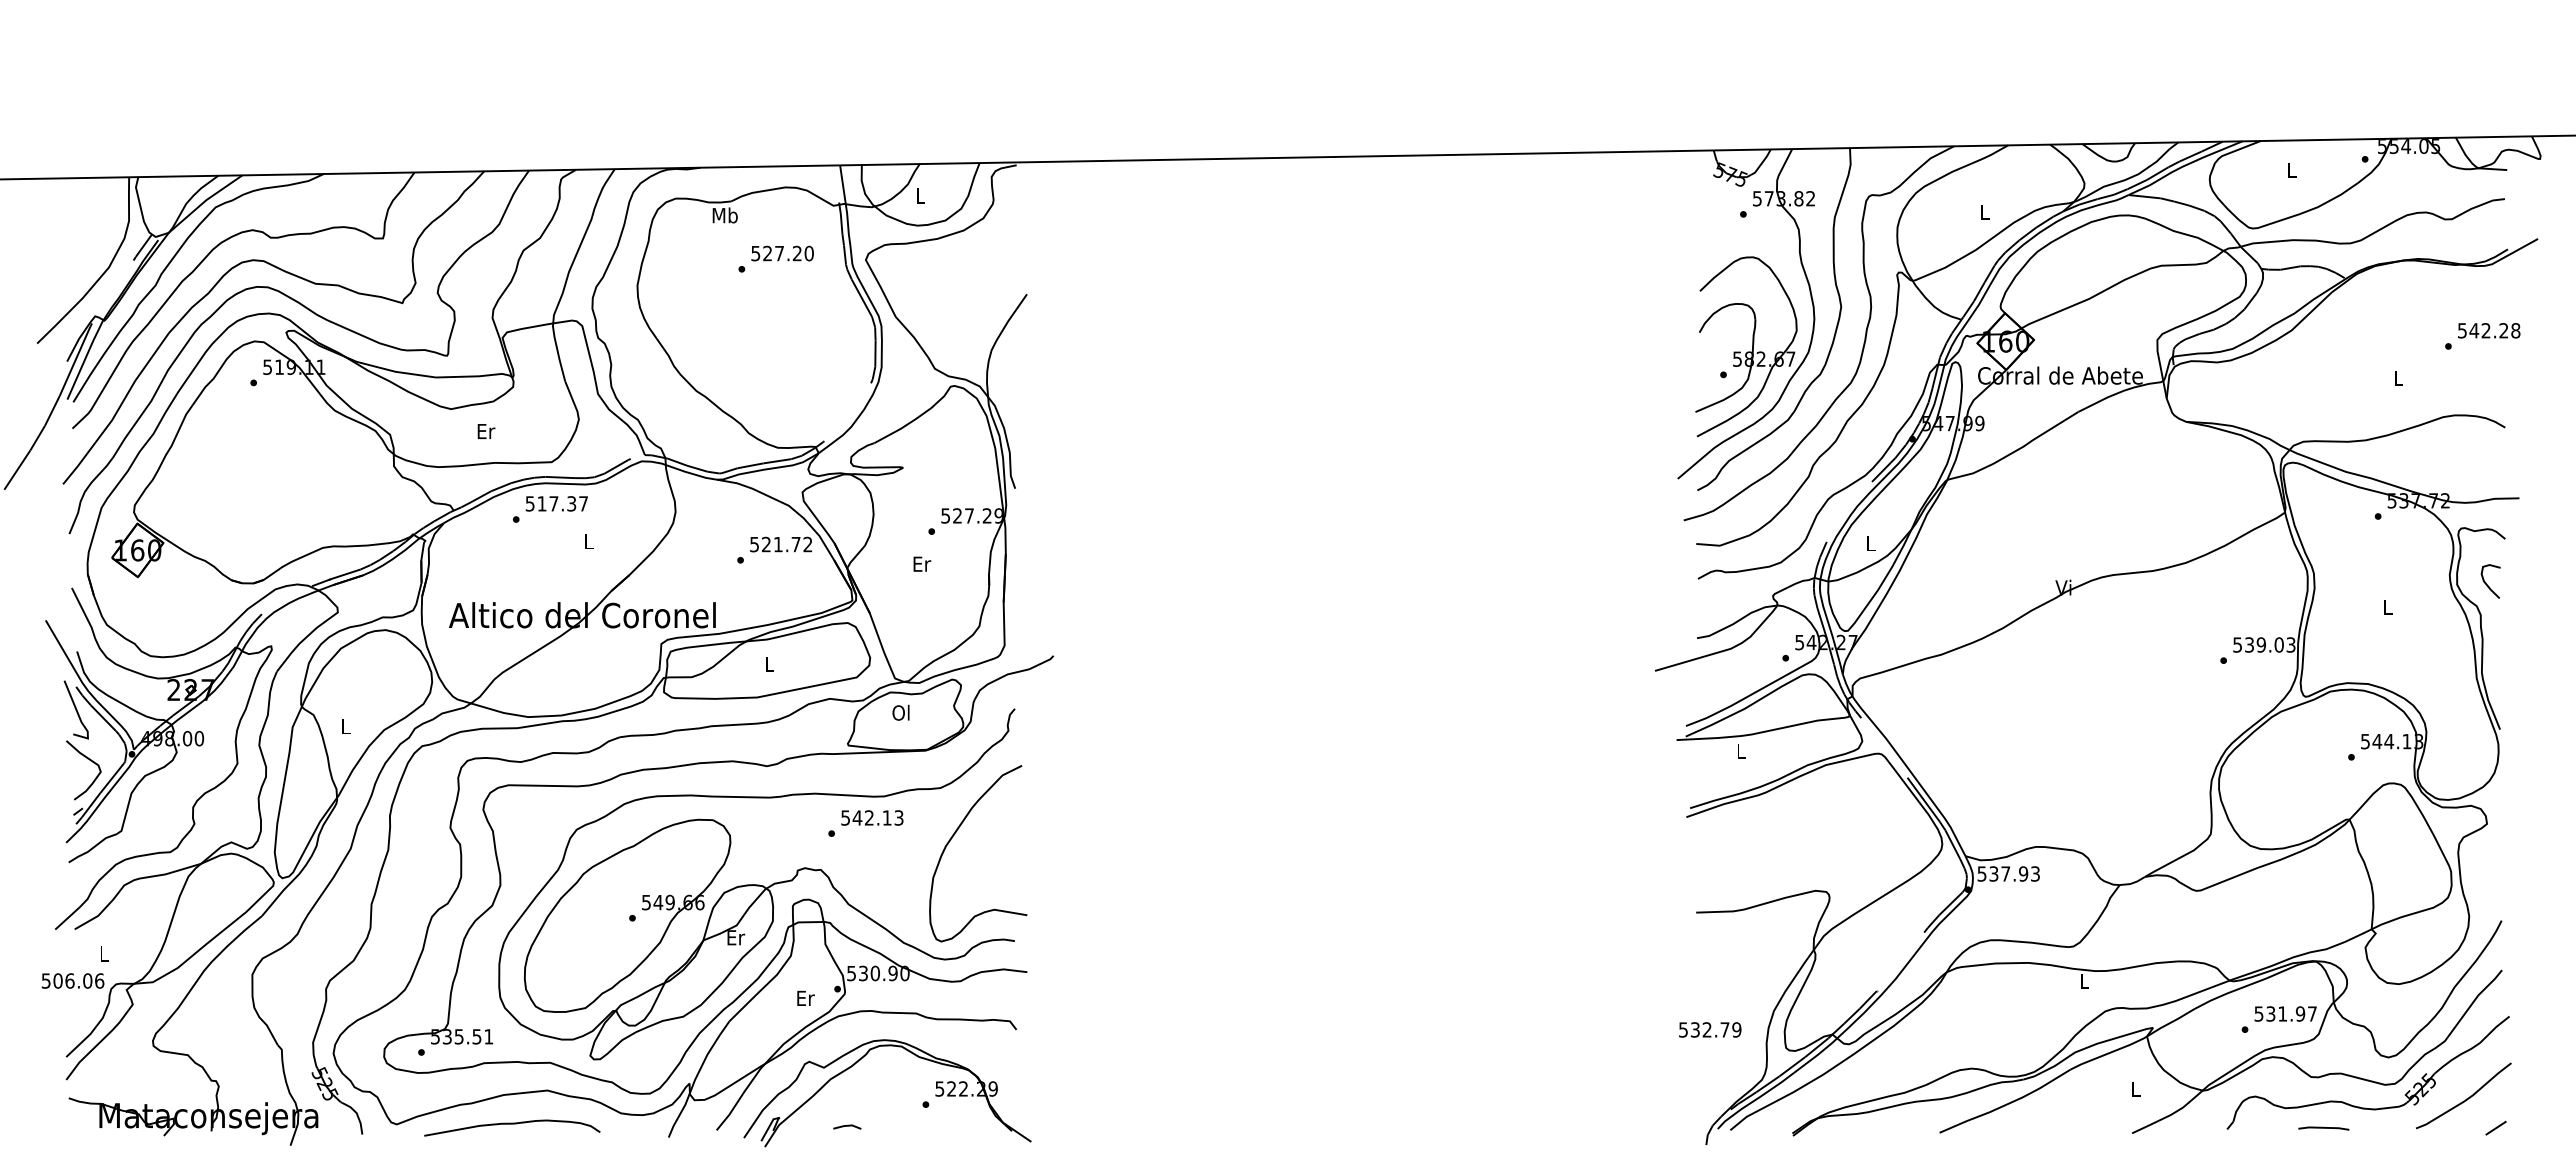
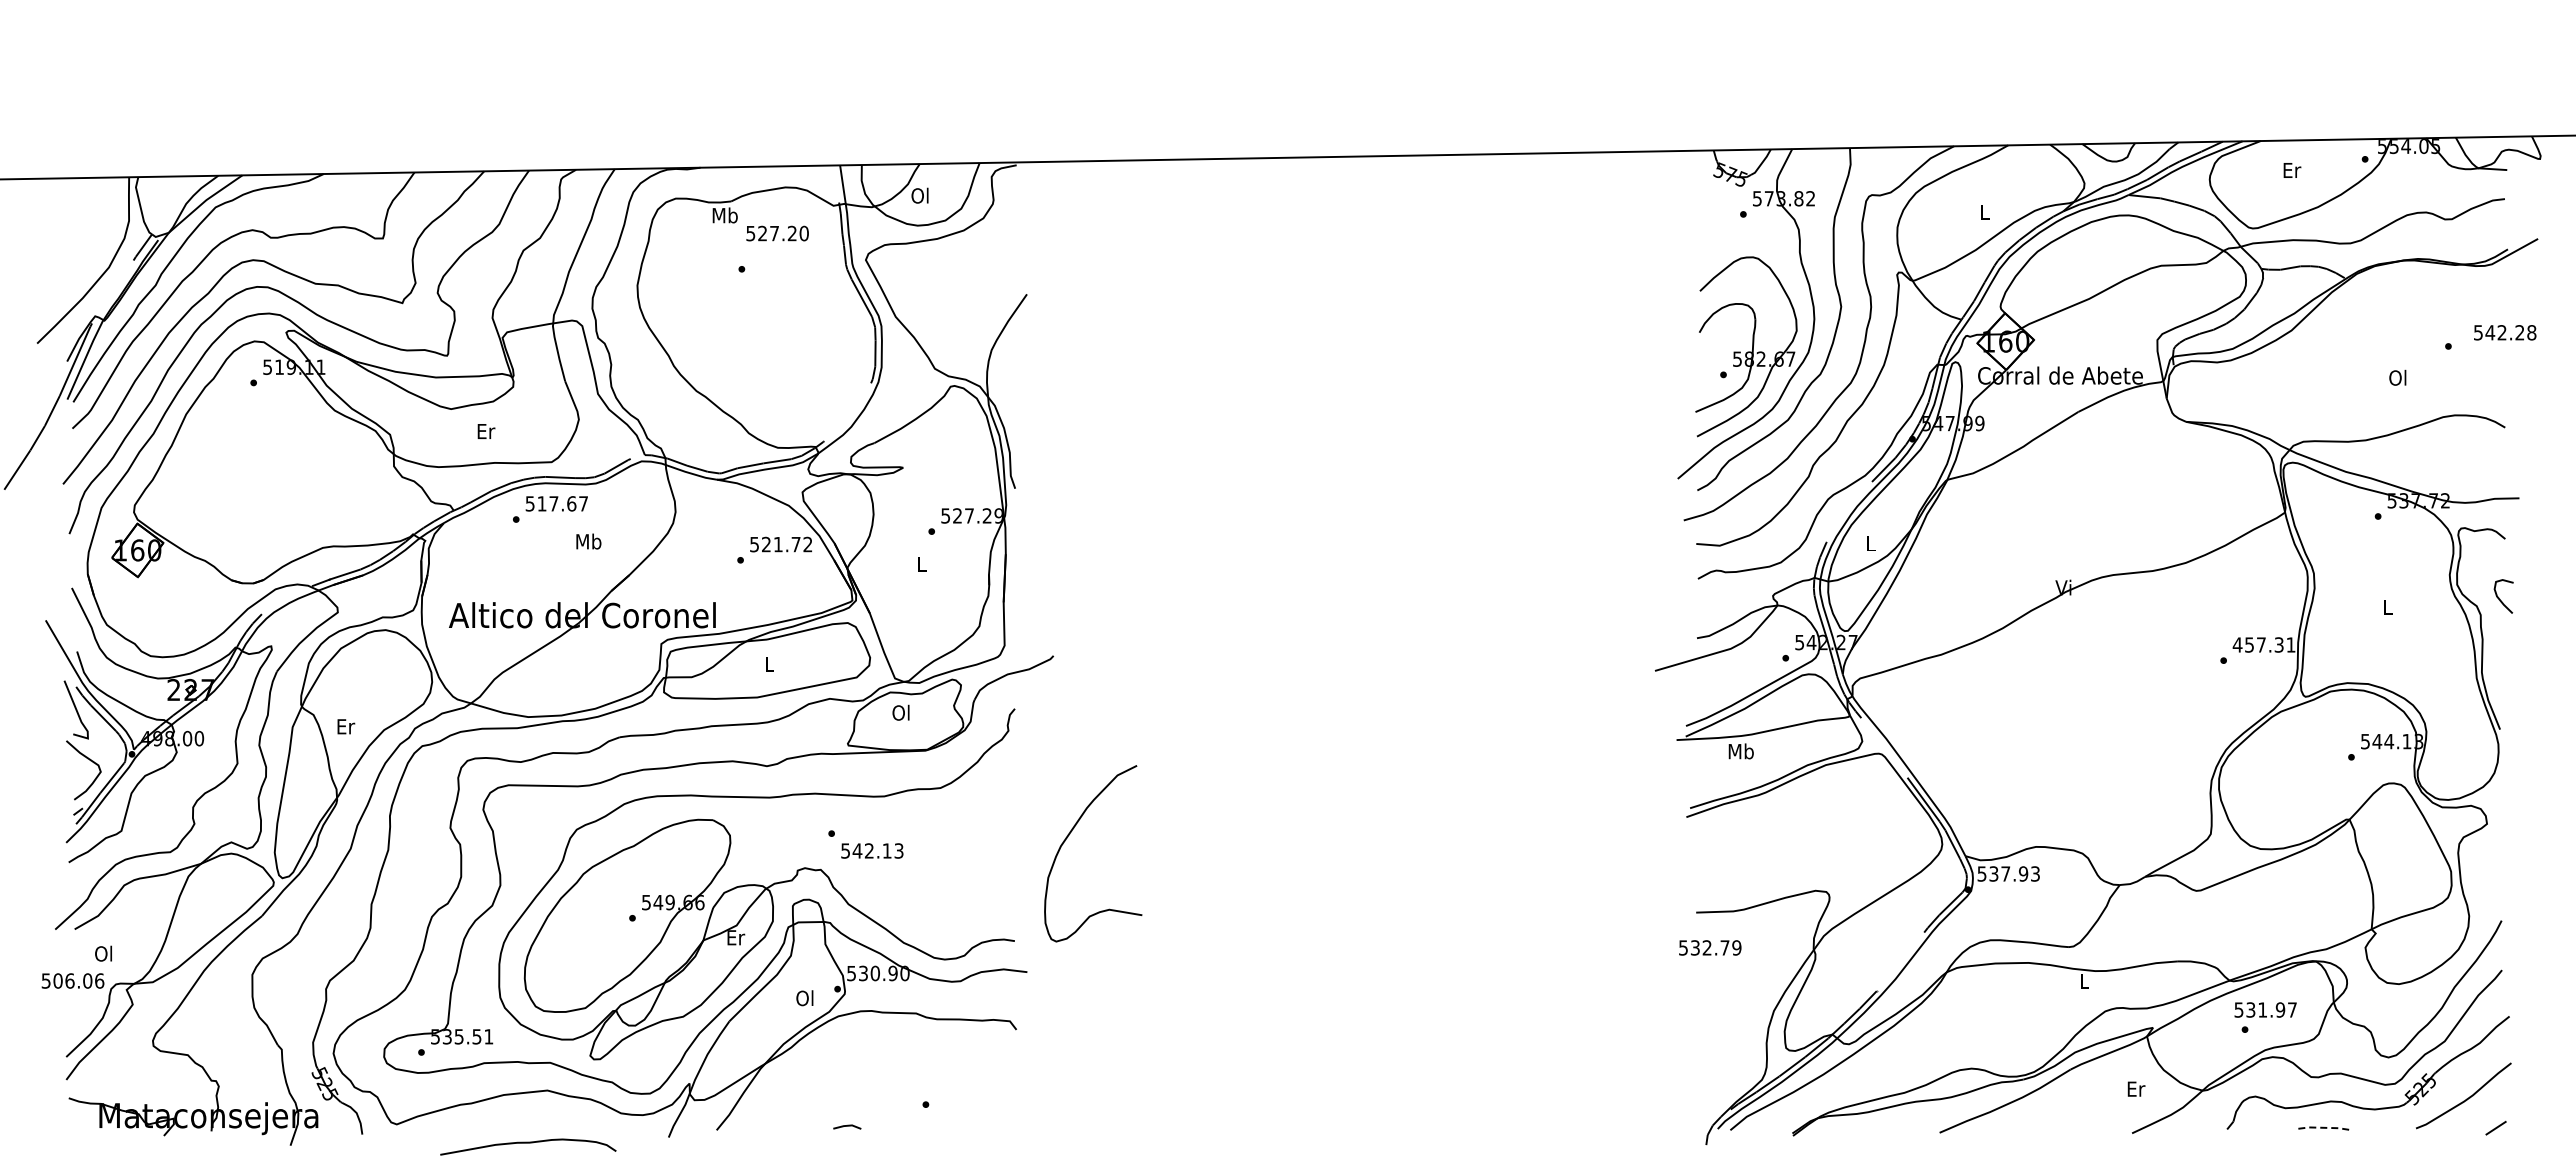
text: L -> Er (2292, 170)
text: L -> Ol (919, 195)
text position: (782, 253) -> (777, 233) (777, 233)
text position: (2489, 330) -> (2505, 332) (2505, 332)
text: L -> Ol (2397, 377)
text: 517.37 -> 517.67 (571, 503)
text: L -> Mb (588, 541)
text: Er -> L (922, 563)
curve position: (2486, 582) -> (2499, 597) (2499, 597)
text: 539.03 -> 457.31 (2263, 644)
text: L -> Er (346, 726)
text: L -> Mb (1740, 751)
text position: (872, 817) -> (872, 850) (872, 850)
curve position: (955, 834) -> (1070, 834) (1070, 834)
text: L -> Ol (103, 953)
text: Er -> Ol (805, 998)
text position: (2285, 1013) -> (2265, 1009) (2265, 1009)
text position: (1710, 1029) -> (1710, 947) (1710, 947)
part: present -> none (859, 1061)
text: L -> Er (2136, 1088)
curve position: (512, 1124) -> (528, 1143) (528, 1143)
line: solid -> dashed (2323, 1127)
